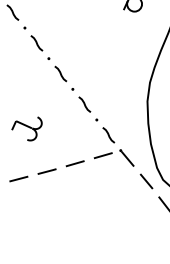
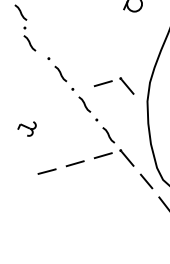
line position: (12, 12) -> (20, 12) (20, 12)
line position: (36, 43) -> (29, 43) (29, 43)
part: none -> present (113, 85)
part size: 32x26 px -> 20x16 px (26, 128)
line: present -> none (18, 178)
